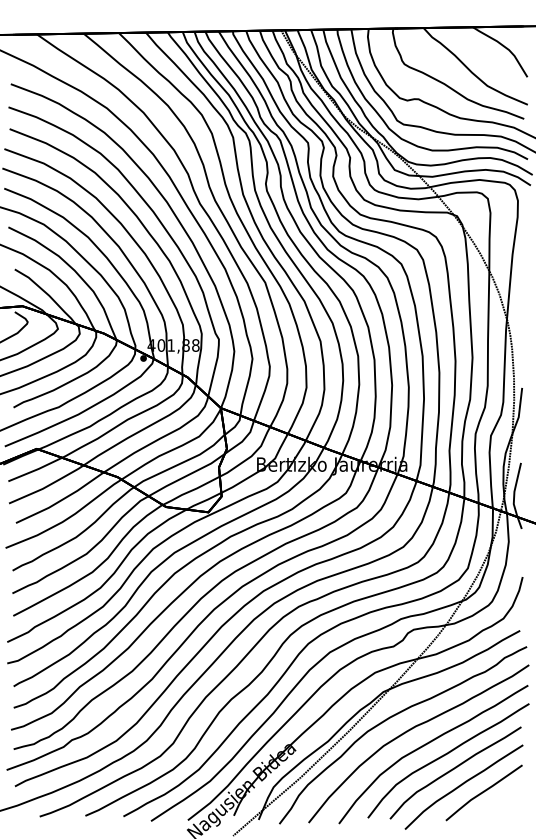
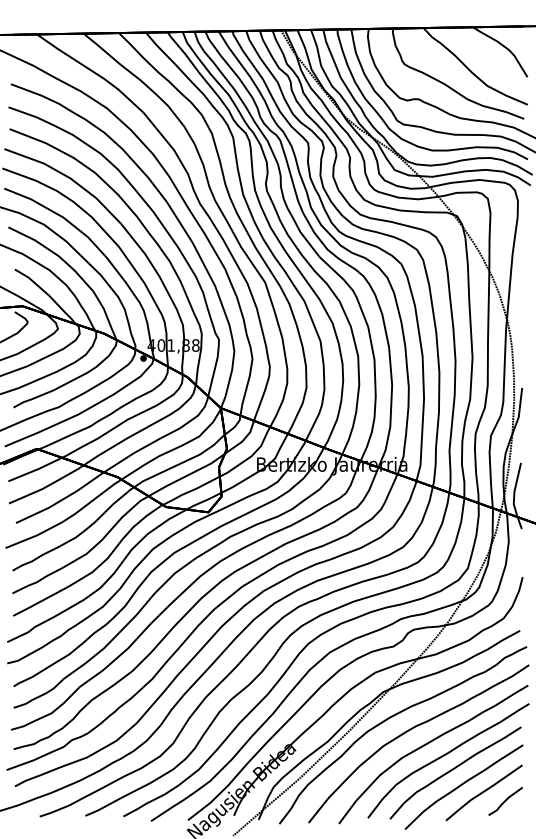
line: none -> present (505, 801)
